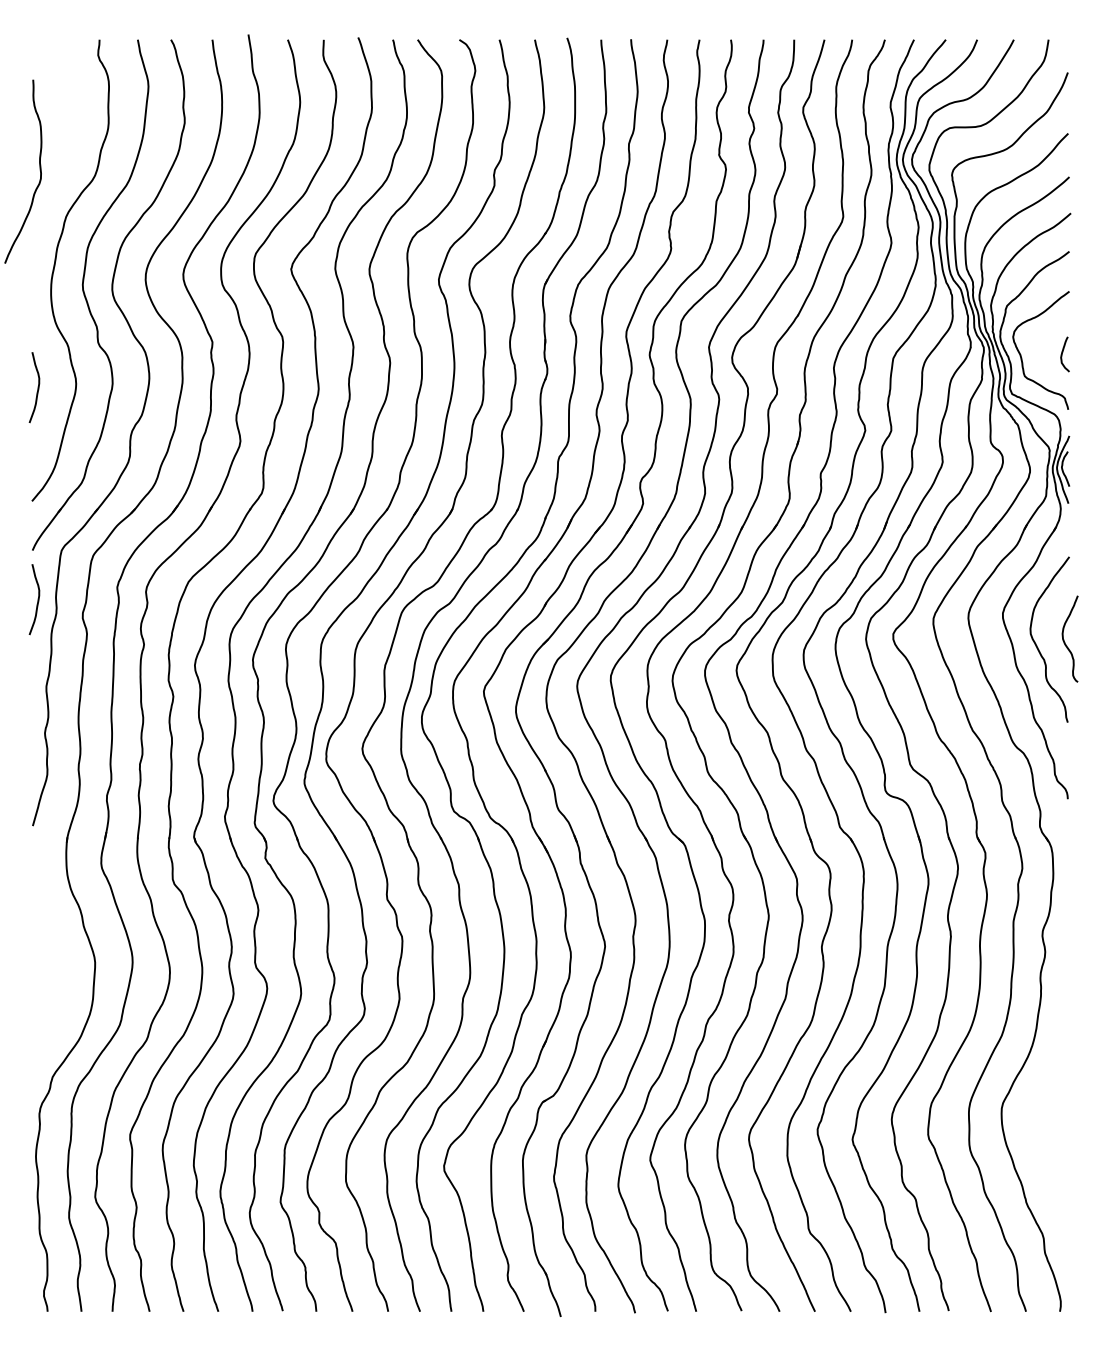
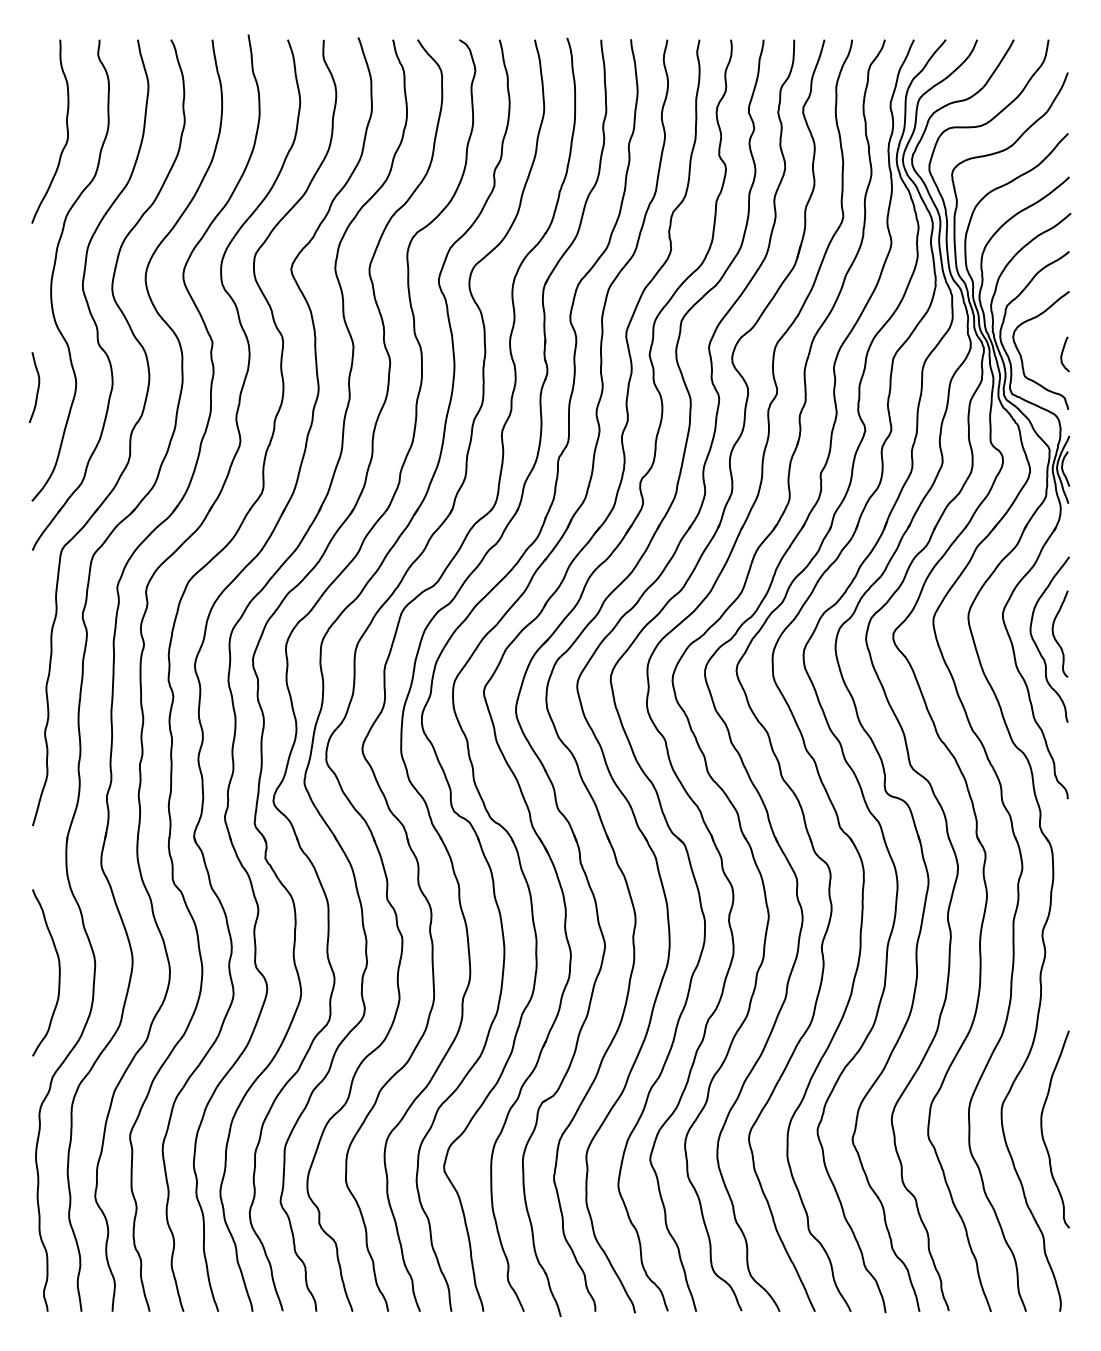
curve position: (39, 170) -> (66, 130) (66, 130)
curve: present -> none (37, 599)
curve position: (1064, 639) -> (1054, 634) (1054, 634)
curve: none -> present (58, 973)
curve: none -> present (1042, 1129)
